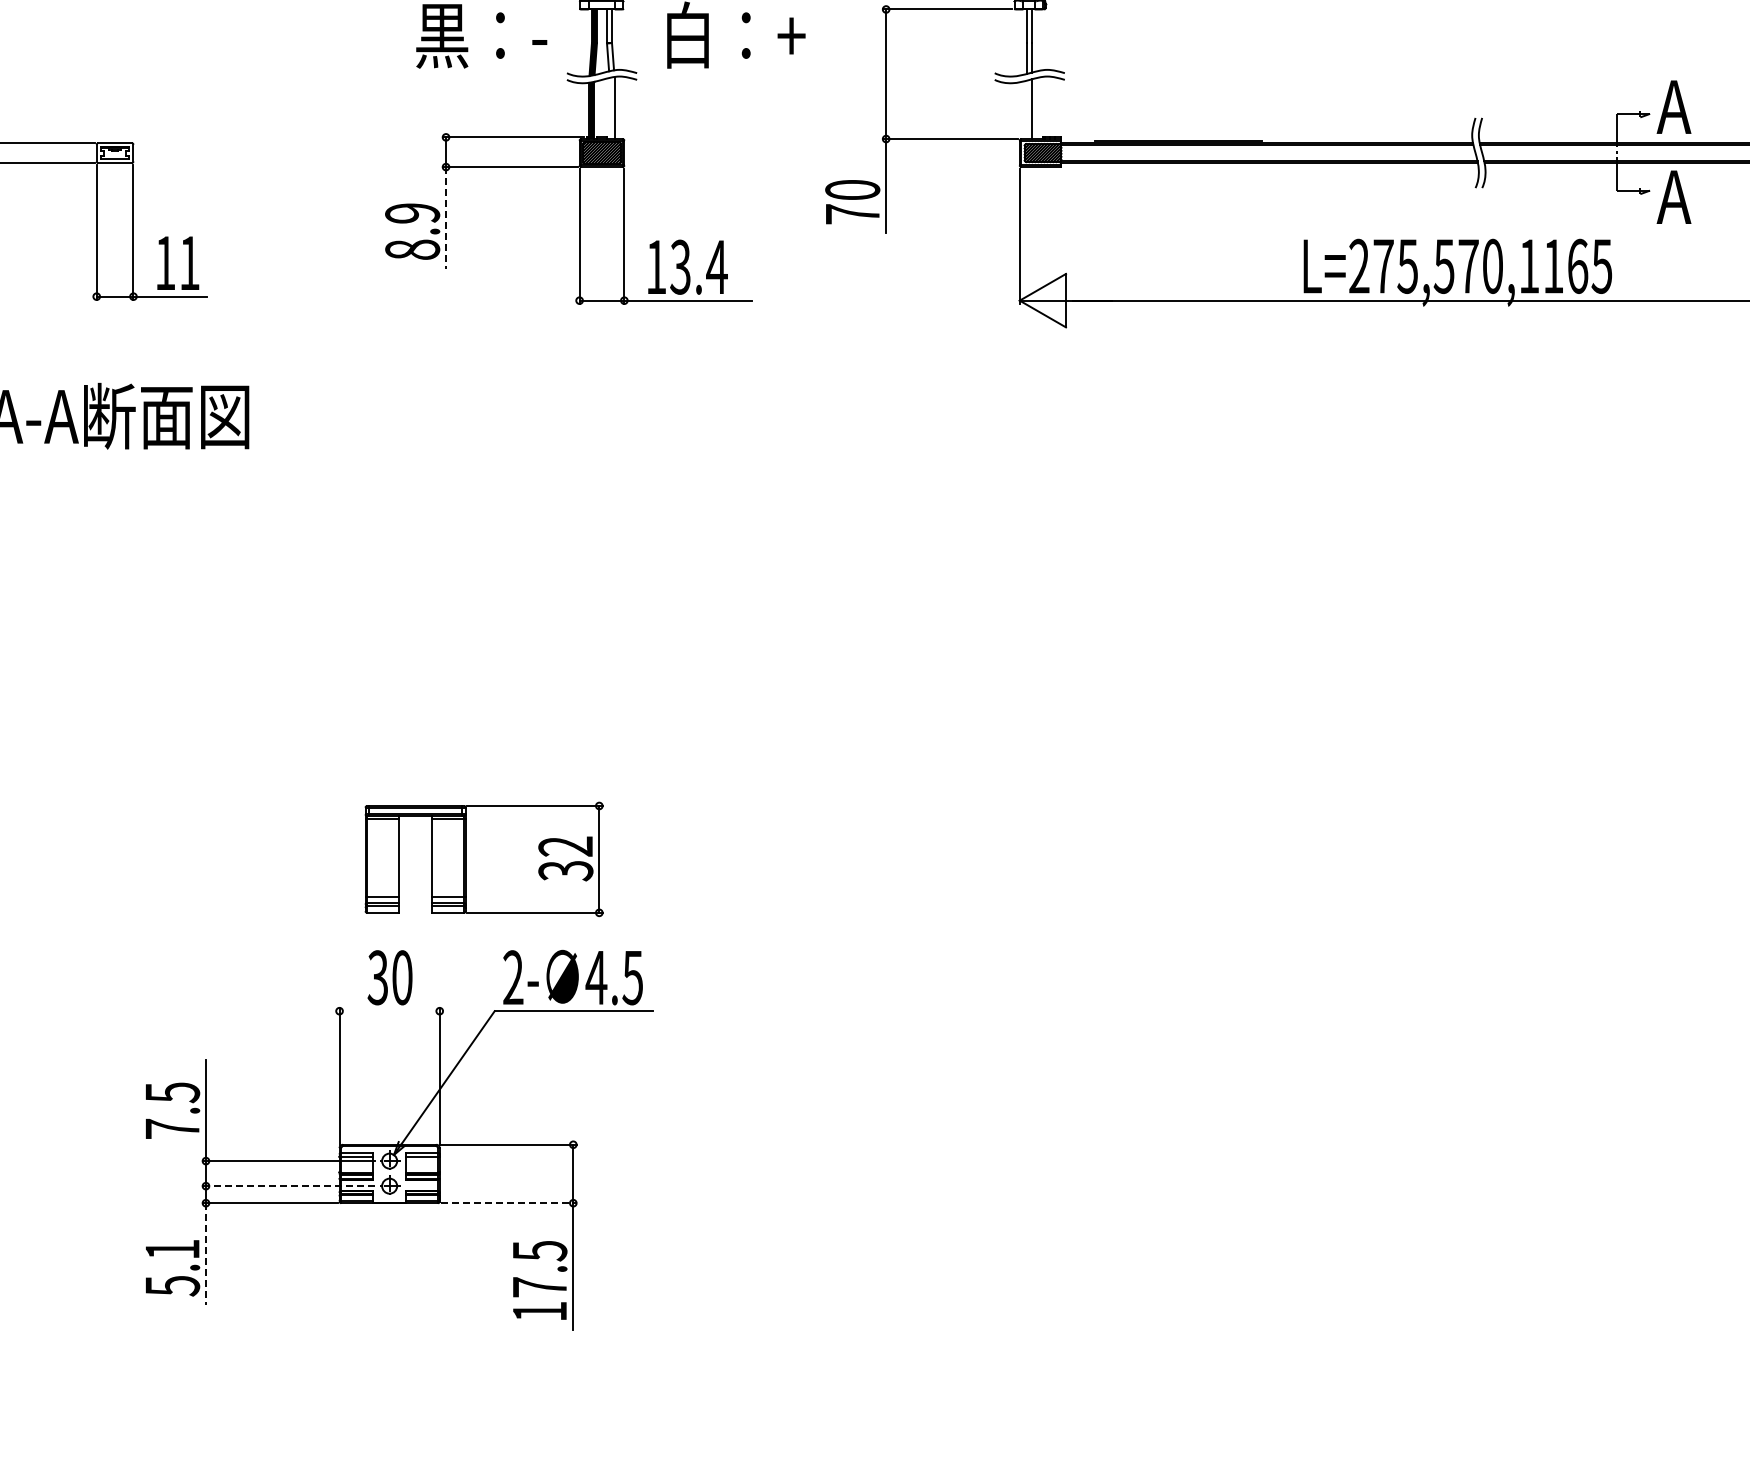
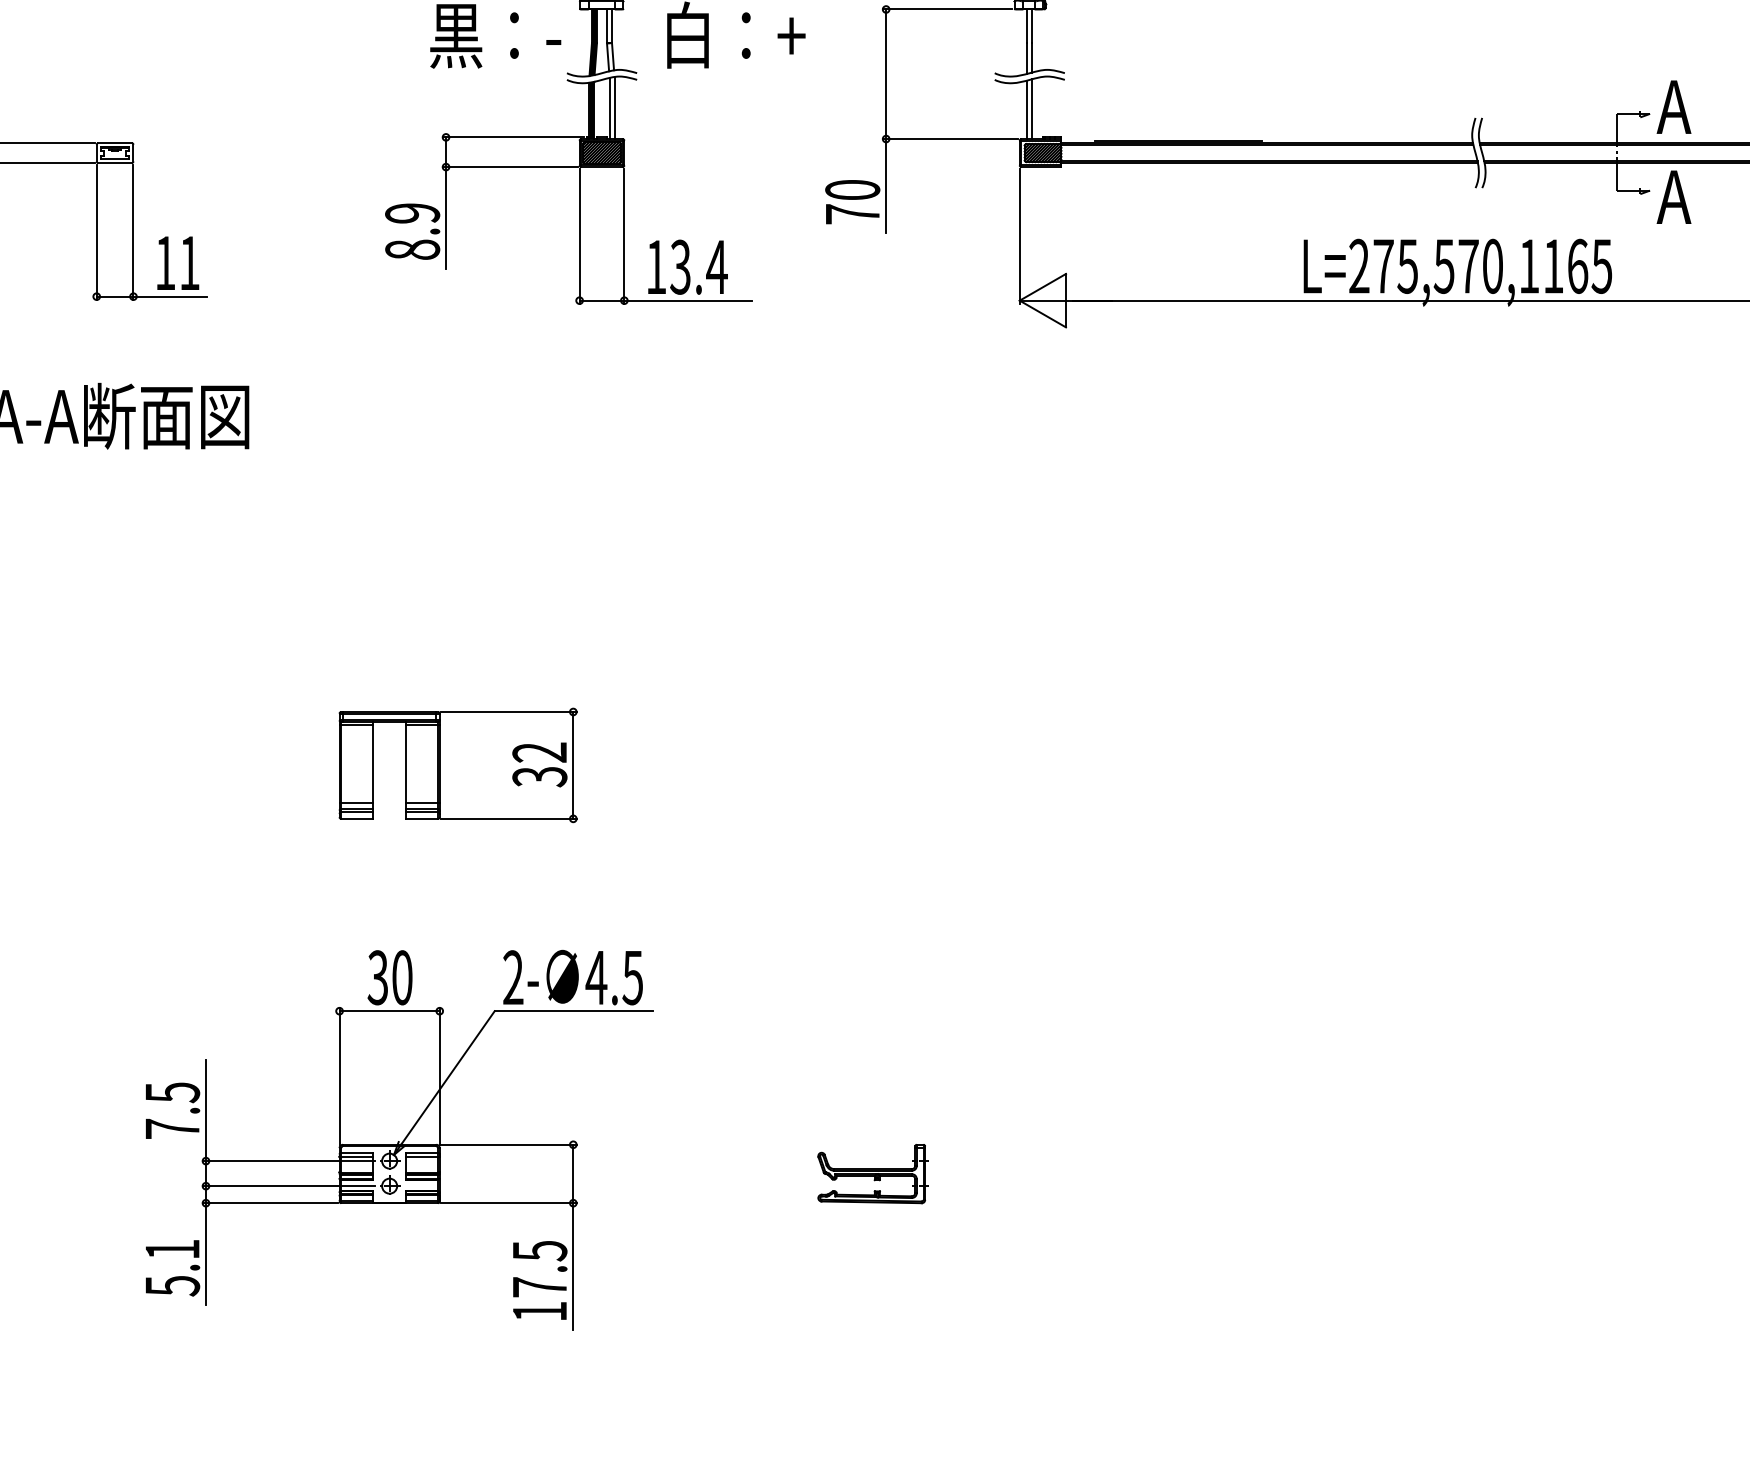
text position: (481, 36) -> (495, 36) (495, 36)
line: none -> present (609, 108)
line: none -> present (1027, 109)
line: dashed -> solid (446, 217)
part position: (483, 859) -> (457, 765) (457, 765)
line: none -> present (389, 1011)
part: none -> present (872, 1174)
line: dashed -> solid (288, 1186)
line: dashed -> solid (509, 1203)
line: dashed -> solid (205, 1253)
